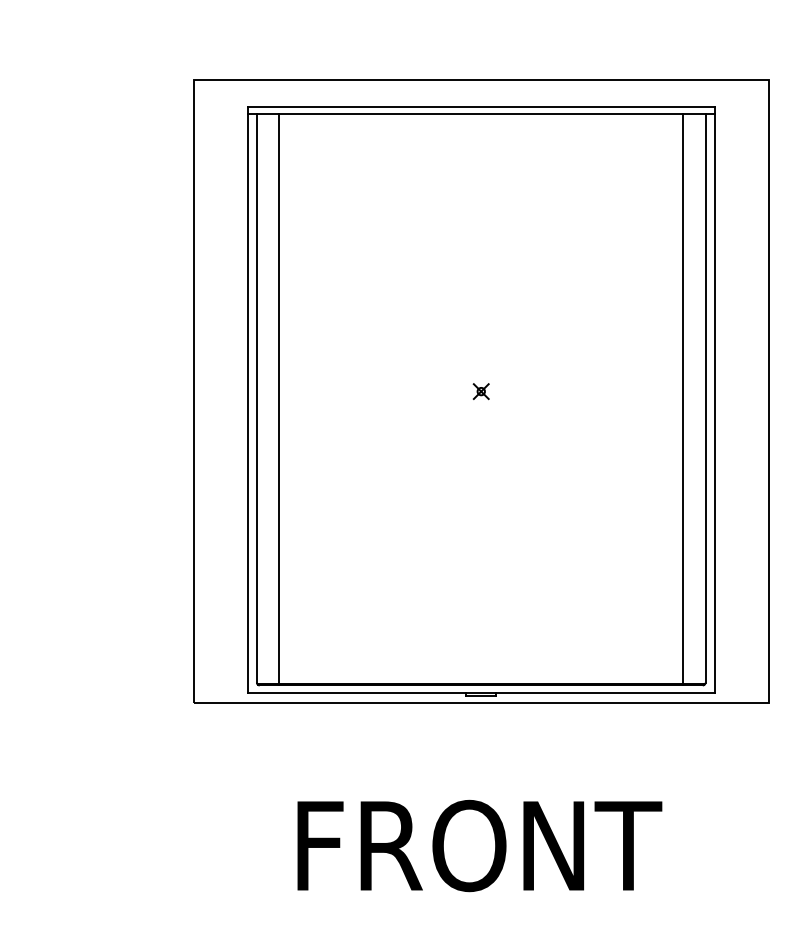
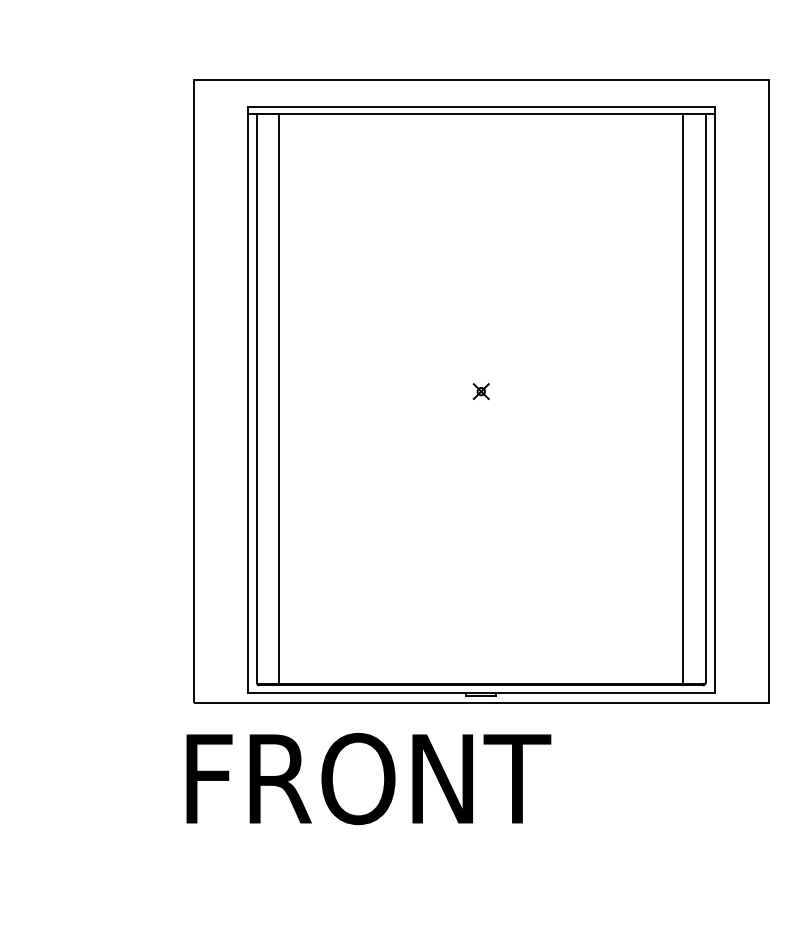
text position: (479, 845) -> (368, 778) (368, 778)
